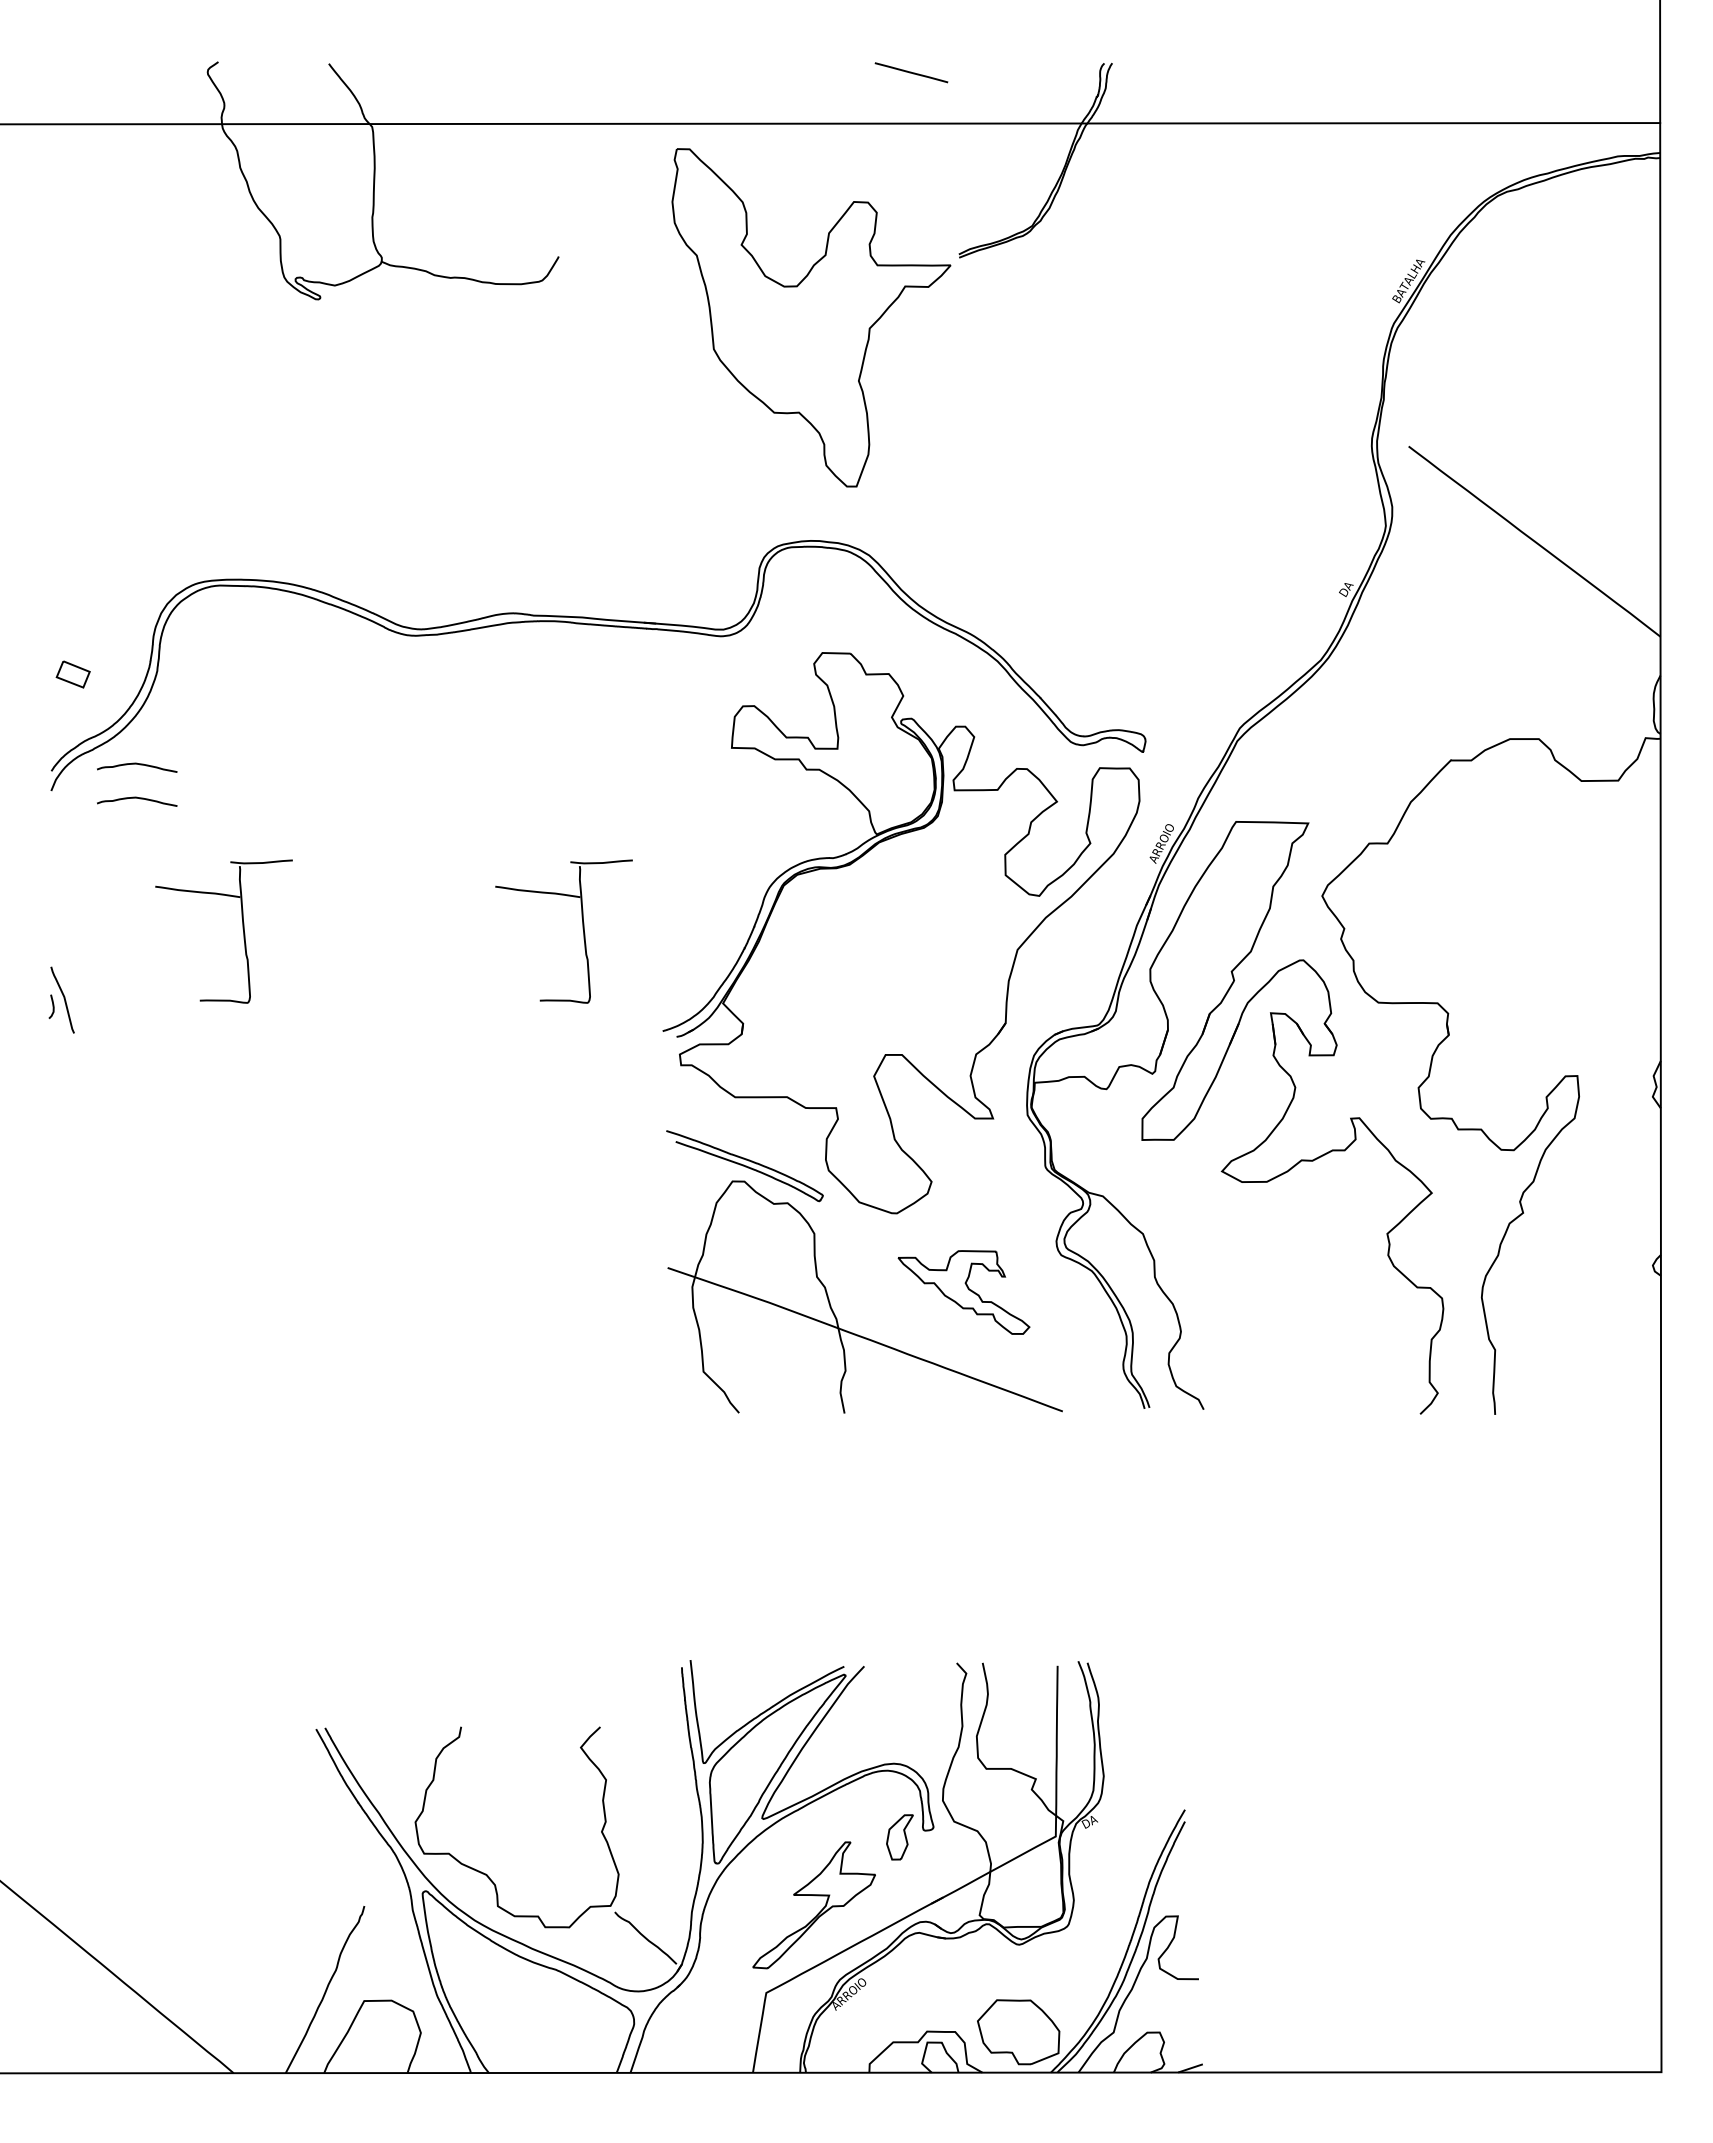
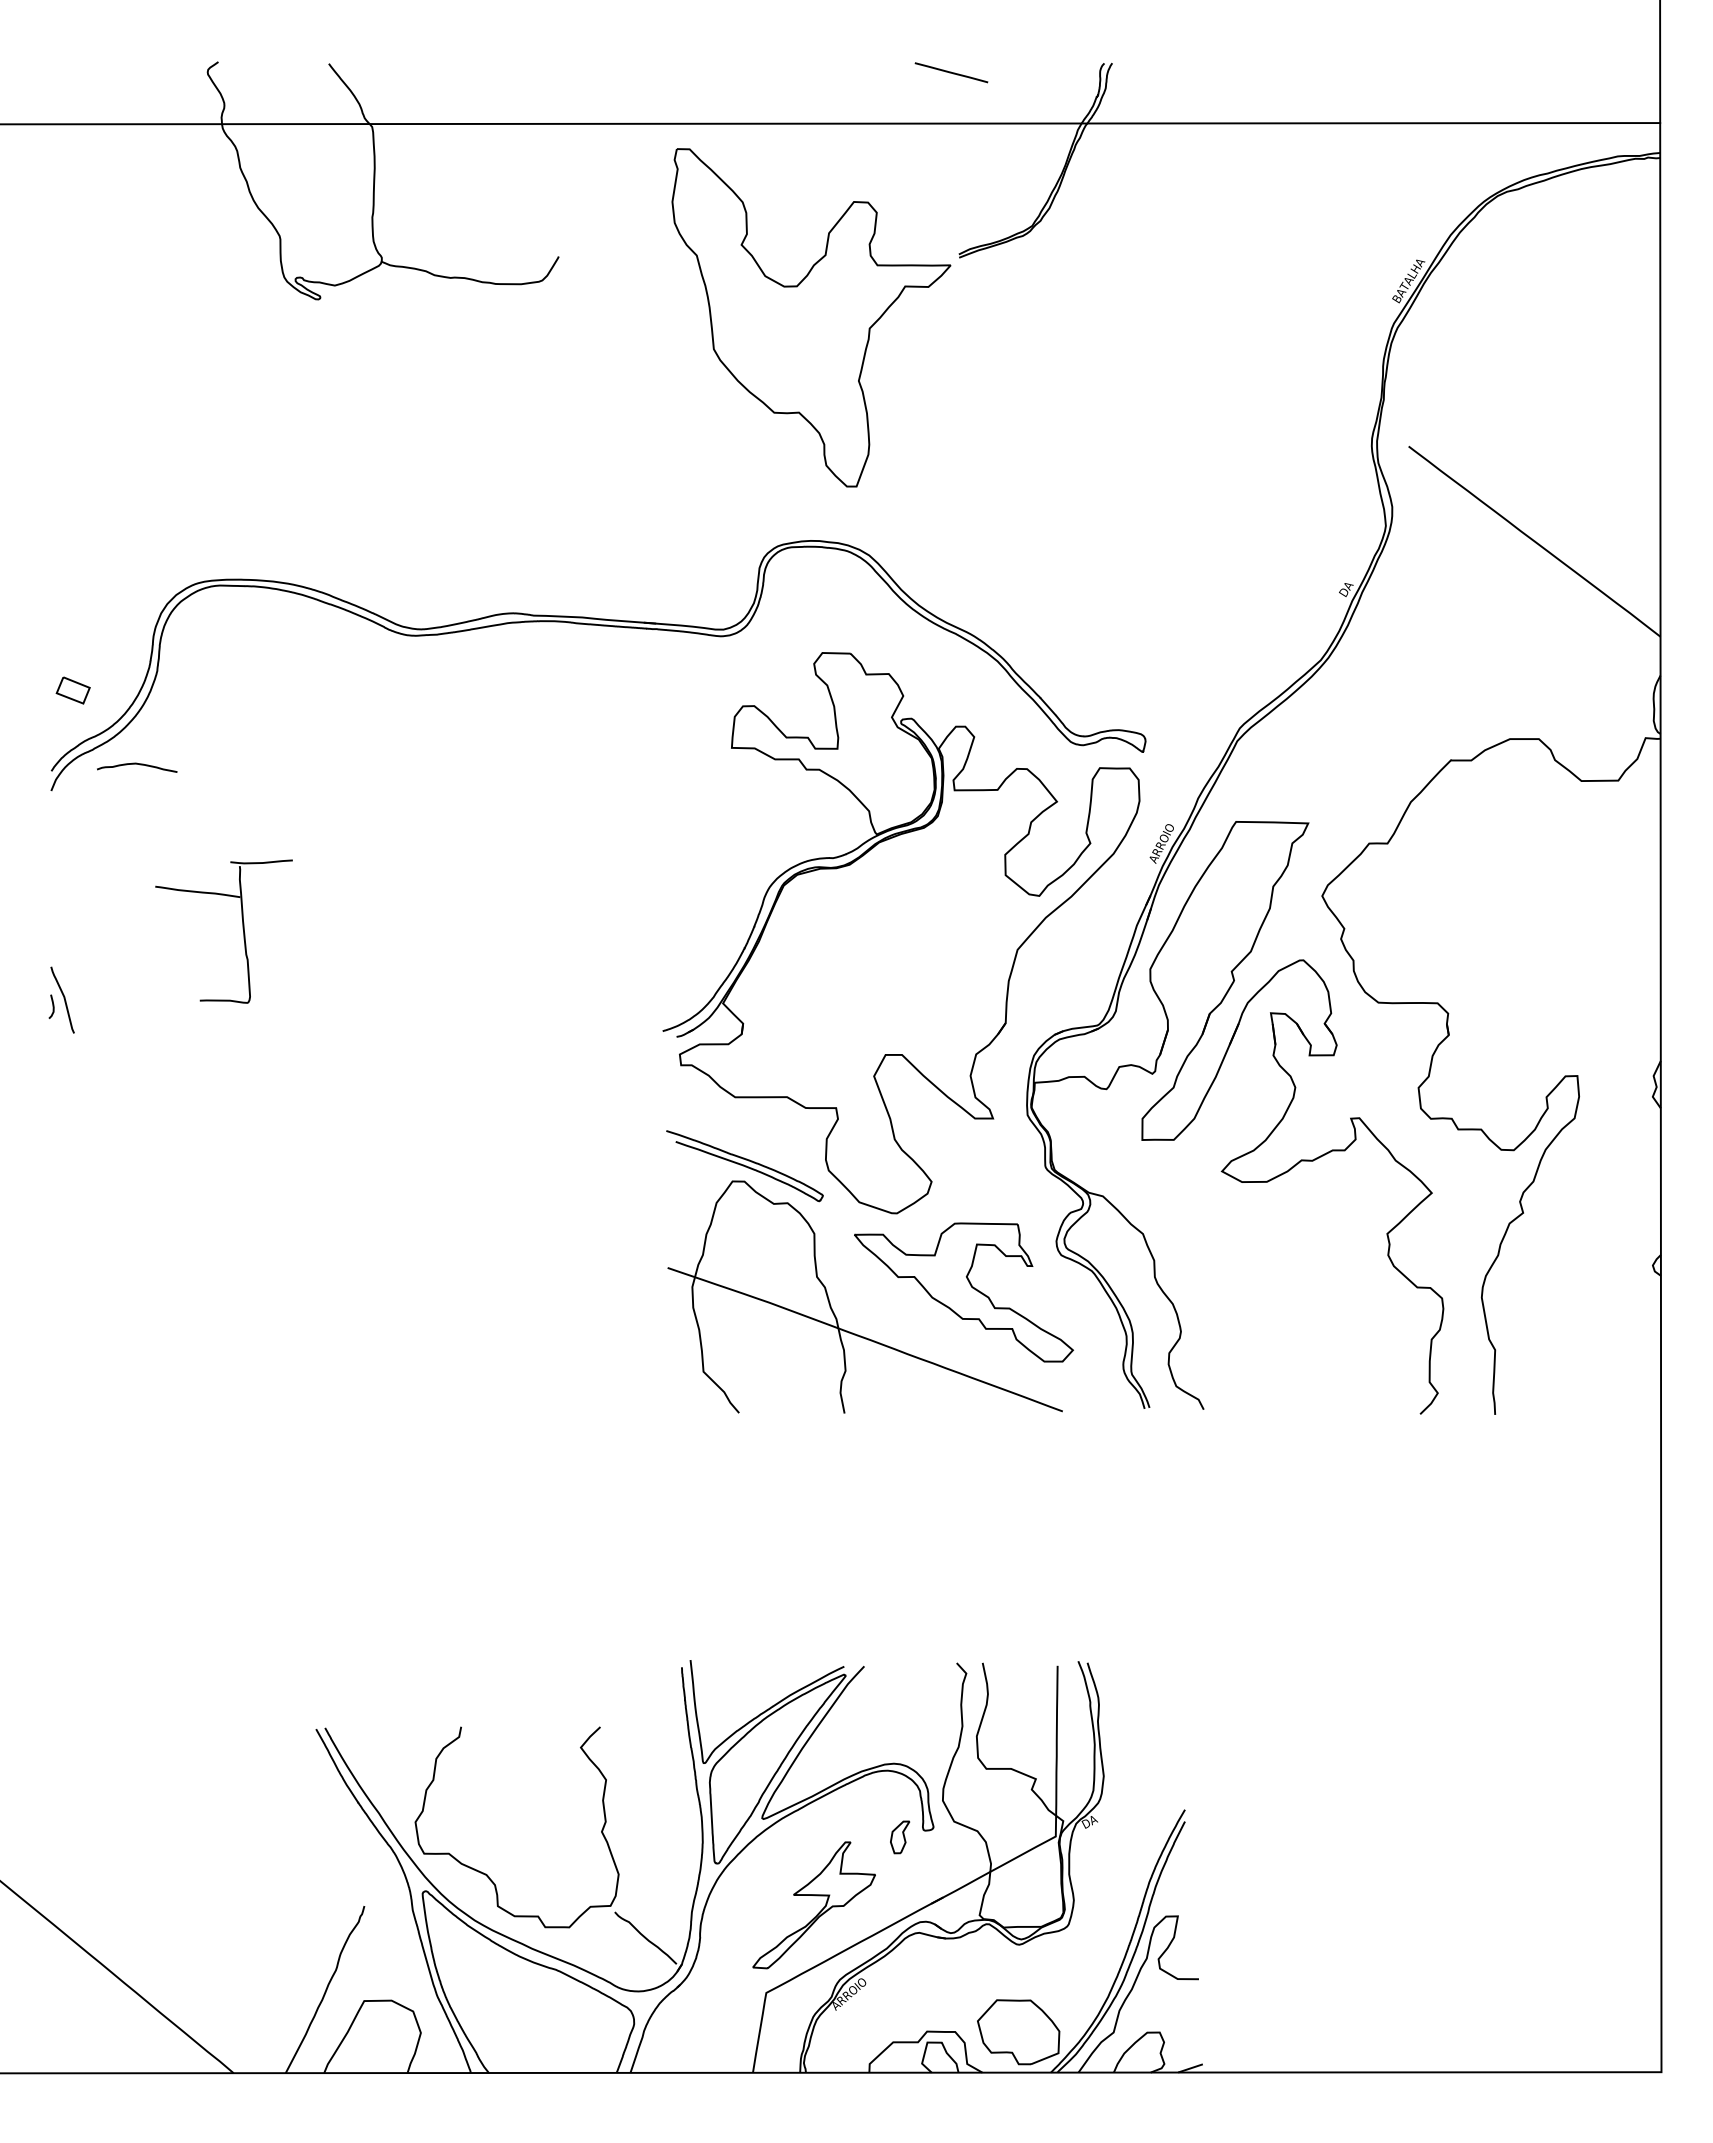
line position: (911, 72) -> (951, 72) (951, 72)
part position: (72, 674) -> (72, 690) (72, 690)
curve: present -> none (137, 798)
part: present -> none (582, 929)
part size: 134x85 px -> 220x141 px (963, 1292)
part size: 28x47 px -> 21x35 px (900, 1837)
